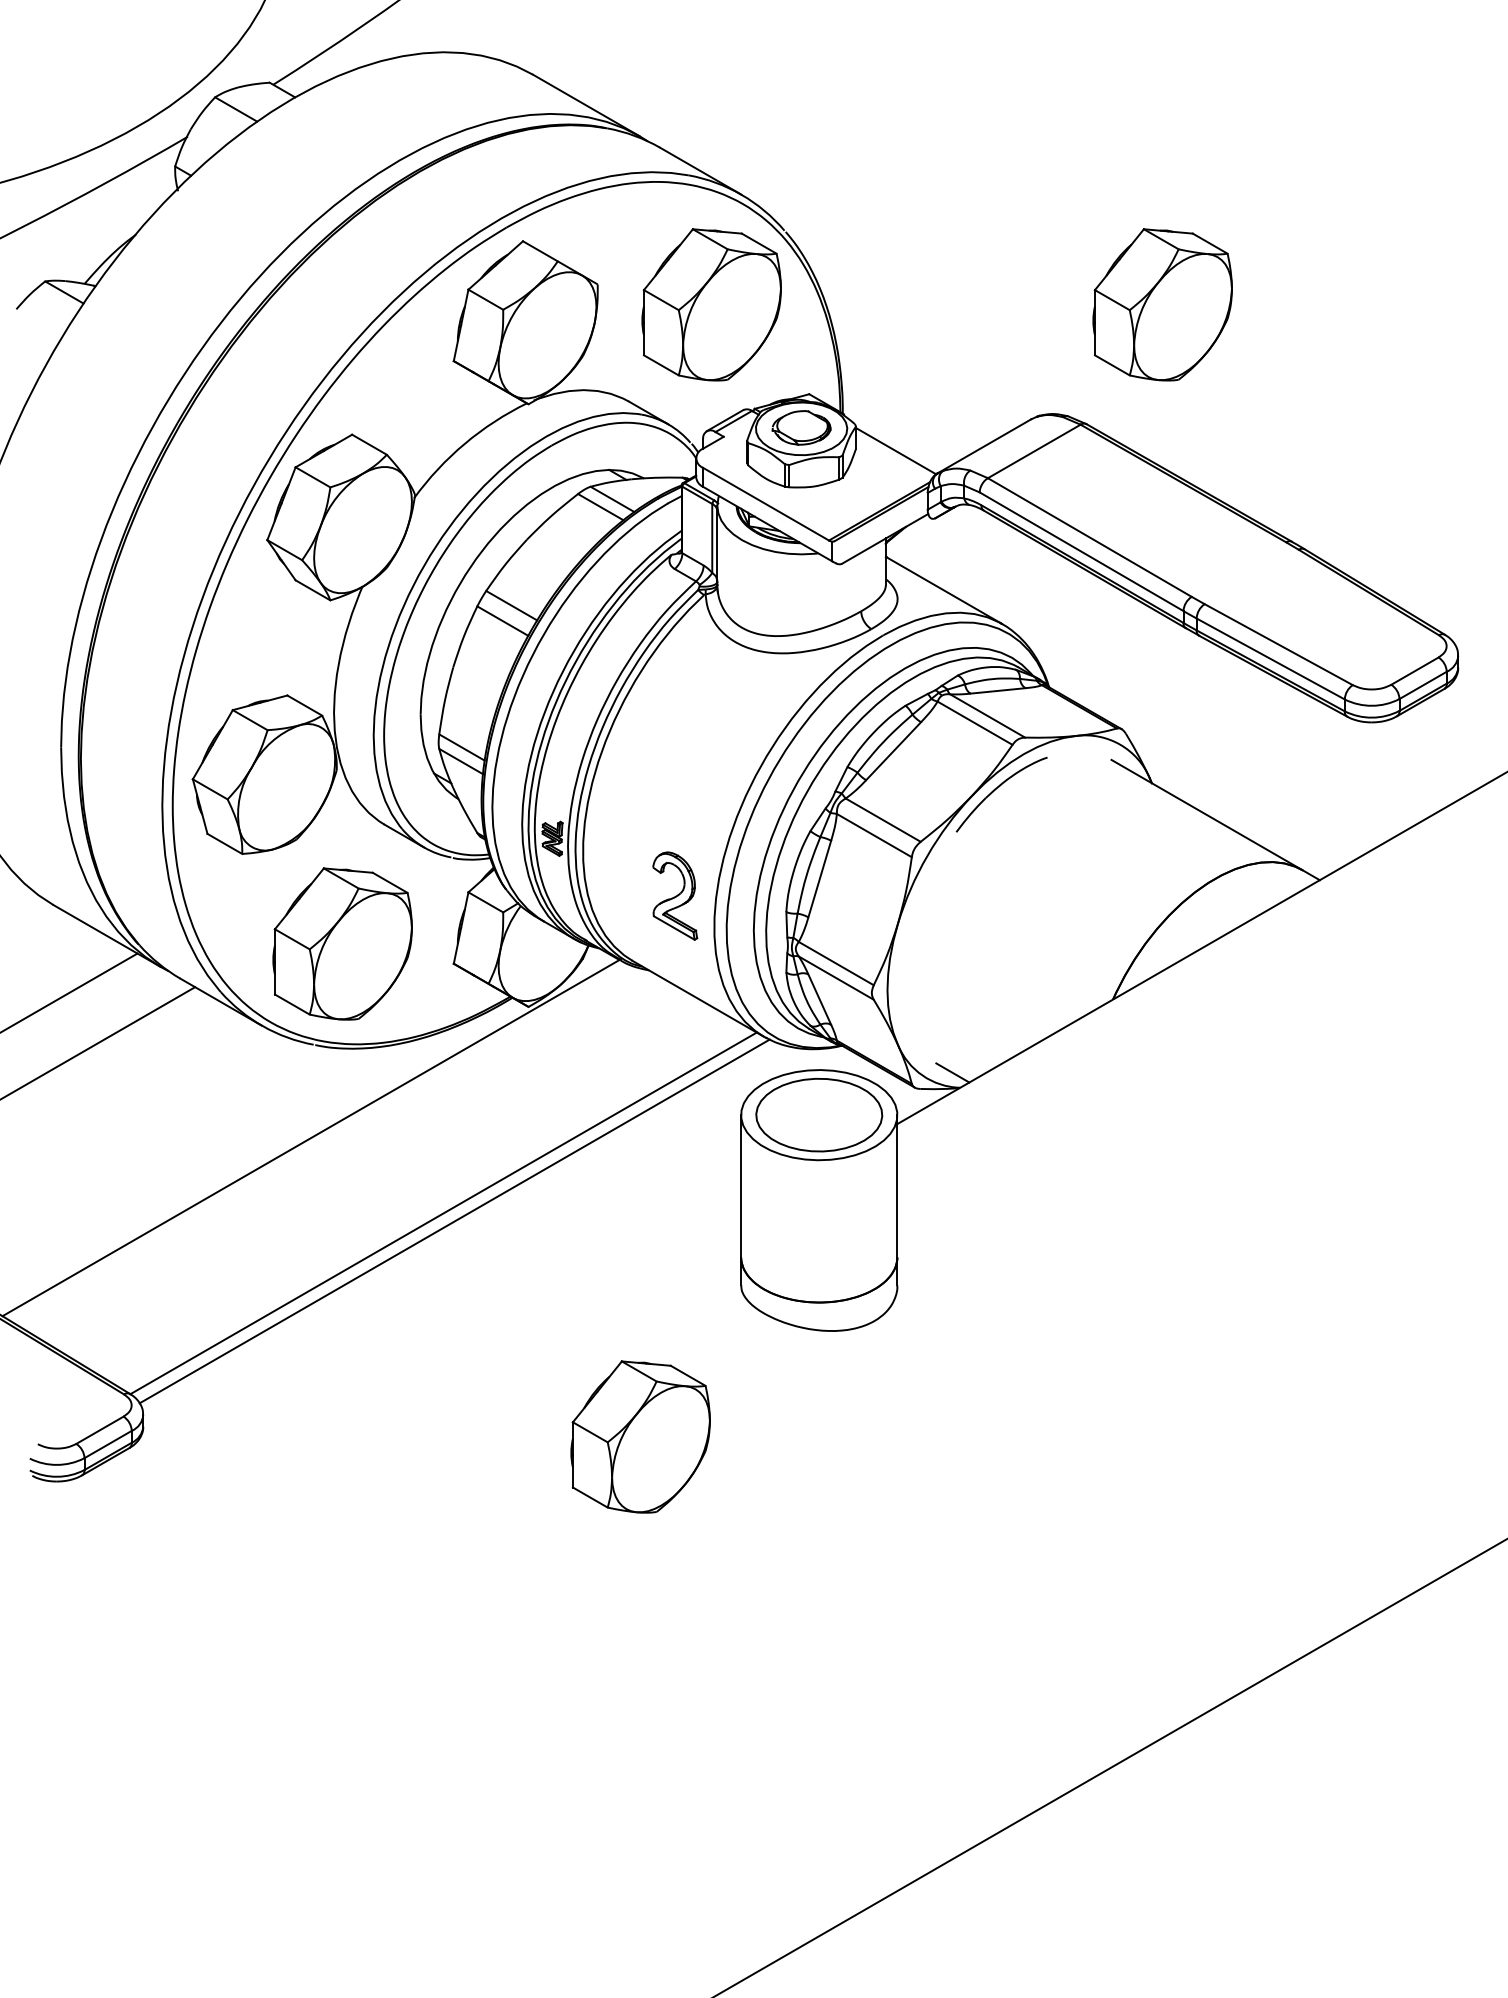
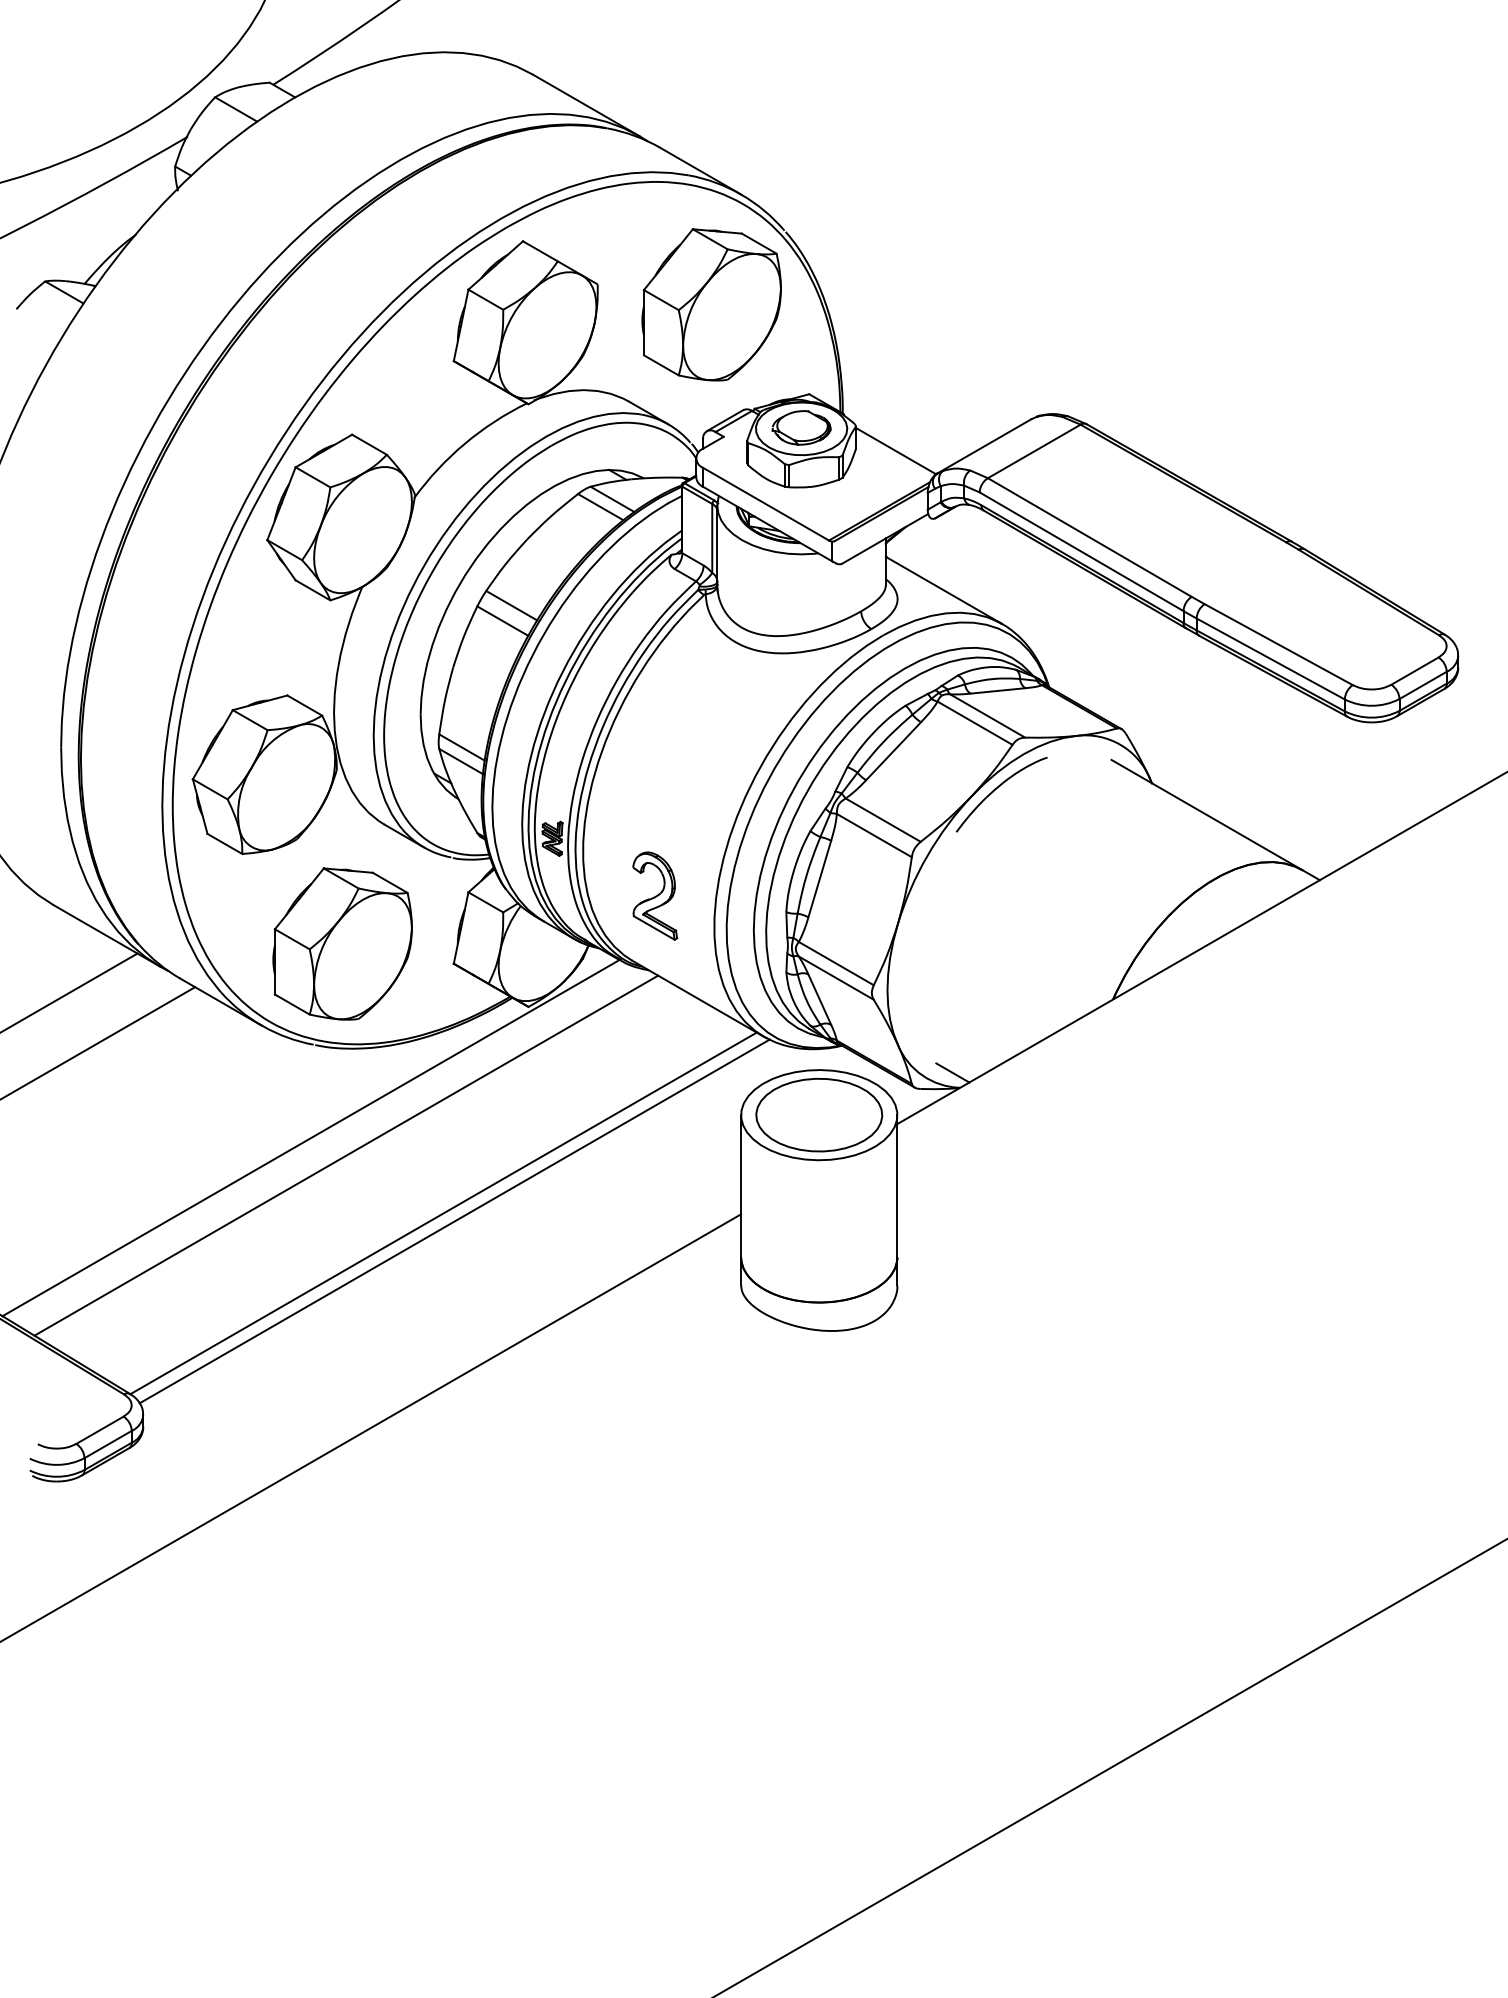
part: present -> none (1162, 304)
part position: (675, 895) -> (655, 895) (655, 895)
line: none -> present (346, 1155)
line: none -> present (371, 1427)
part: present -> none (640, 1436)
